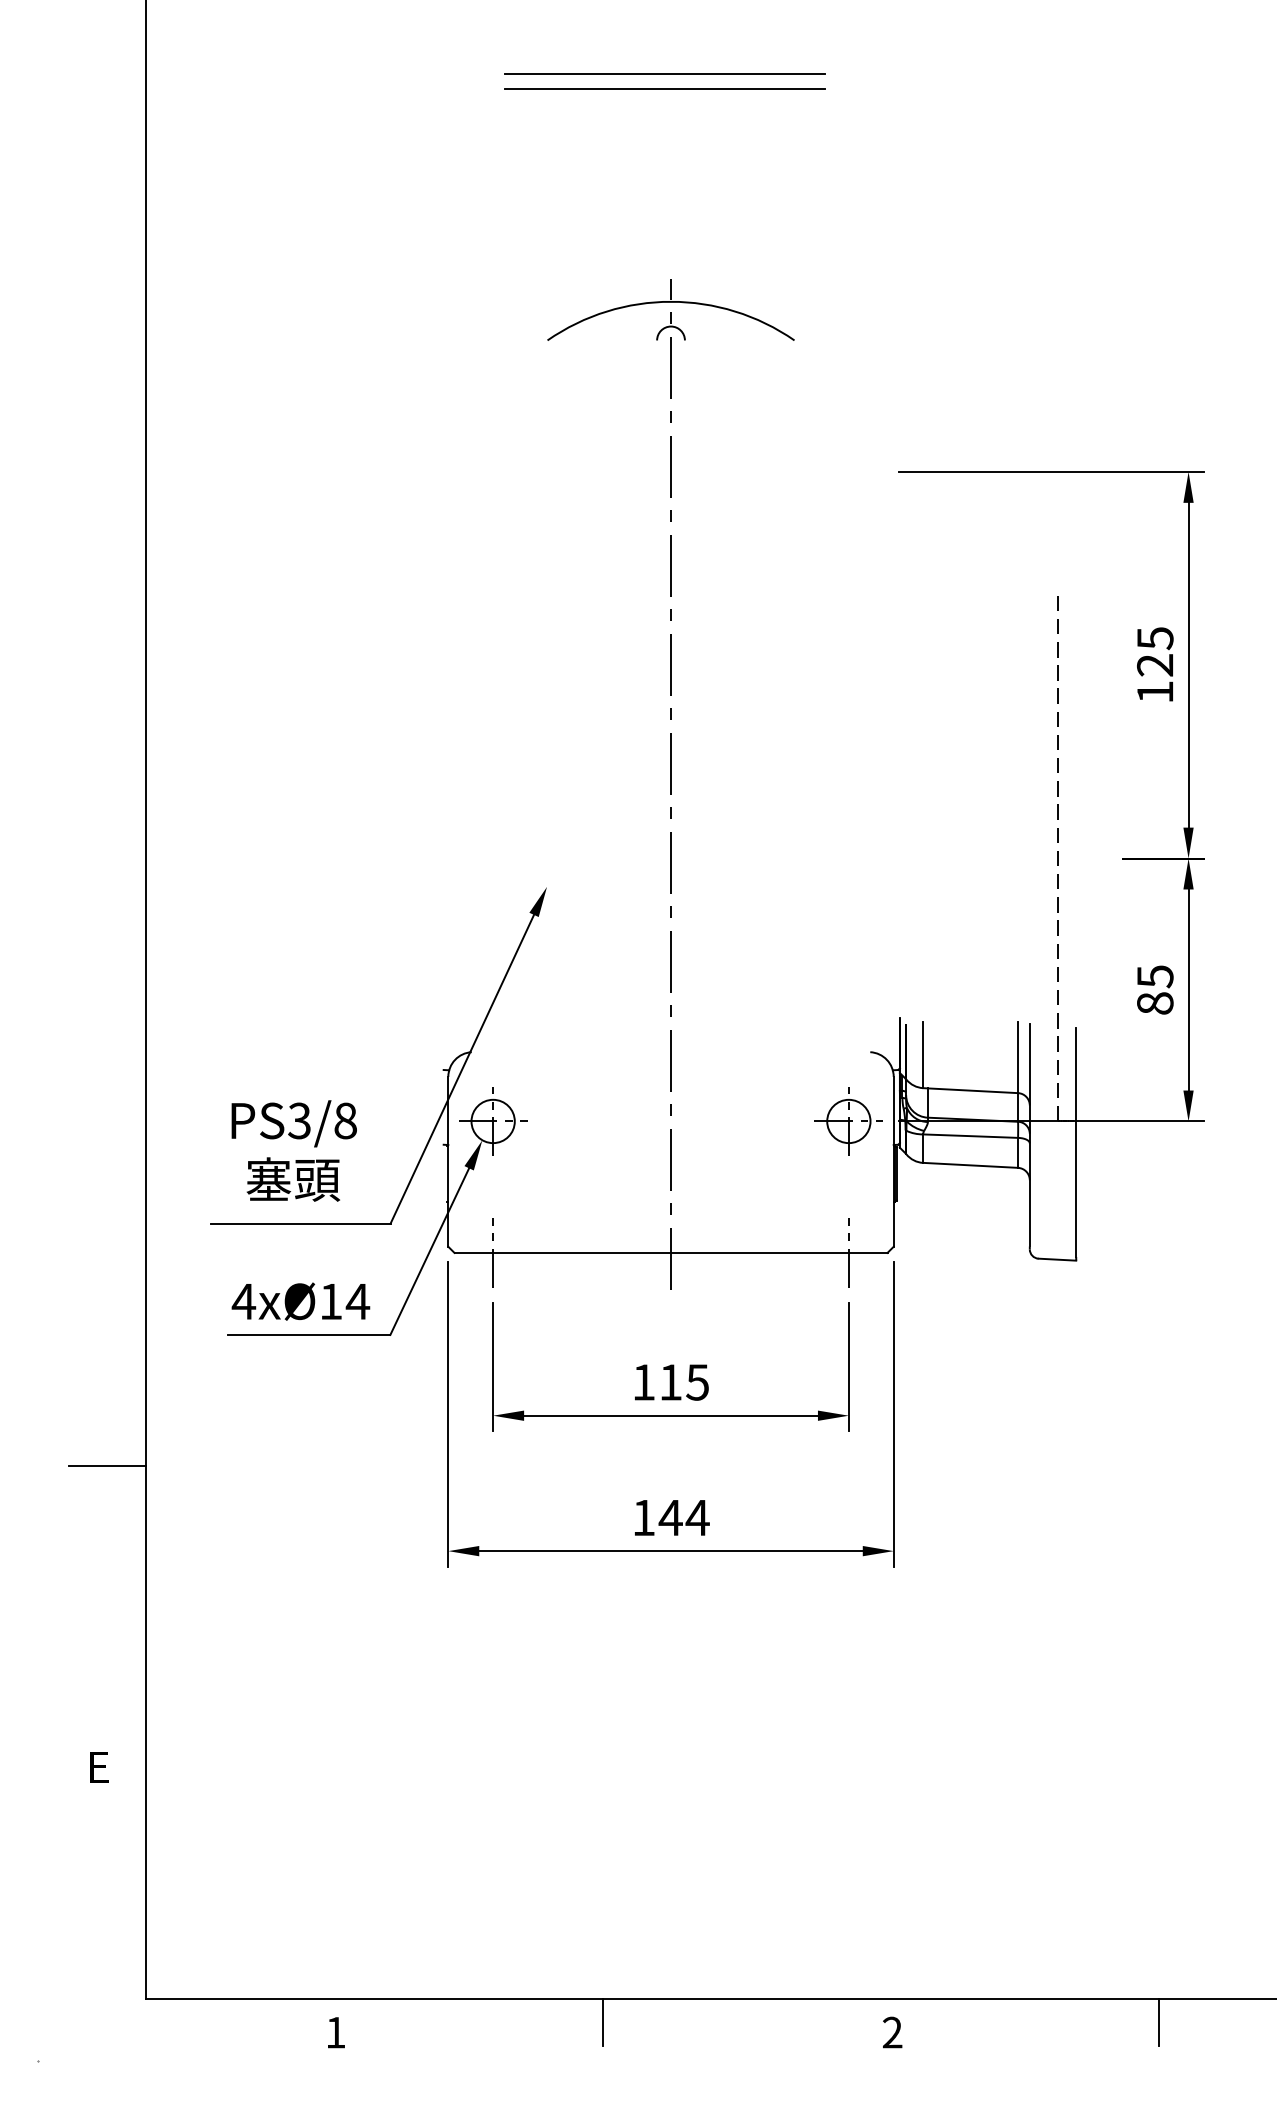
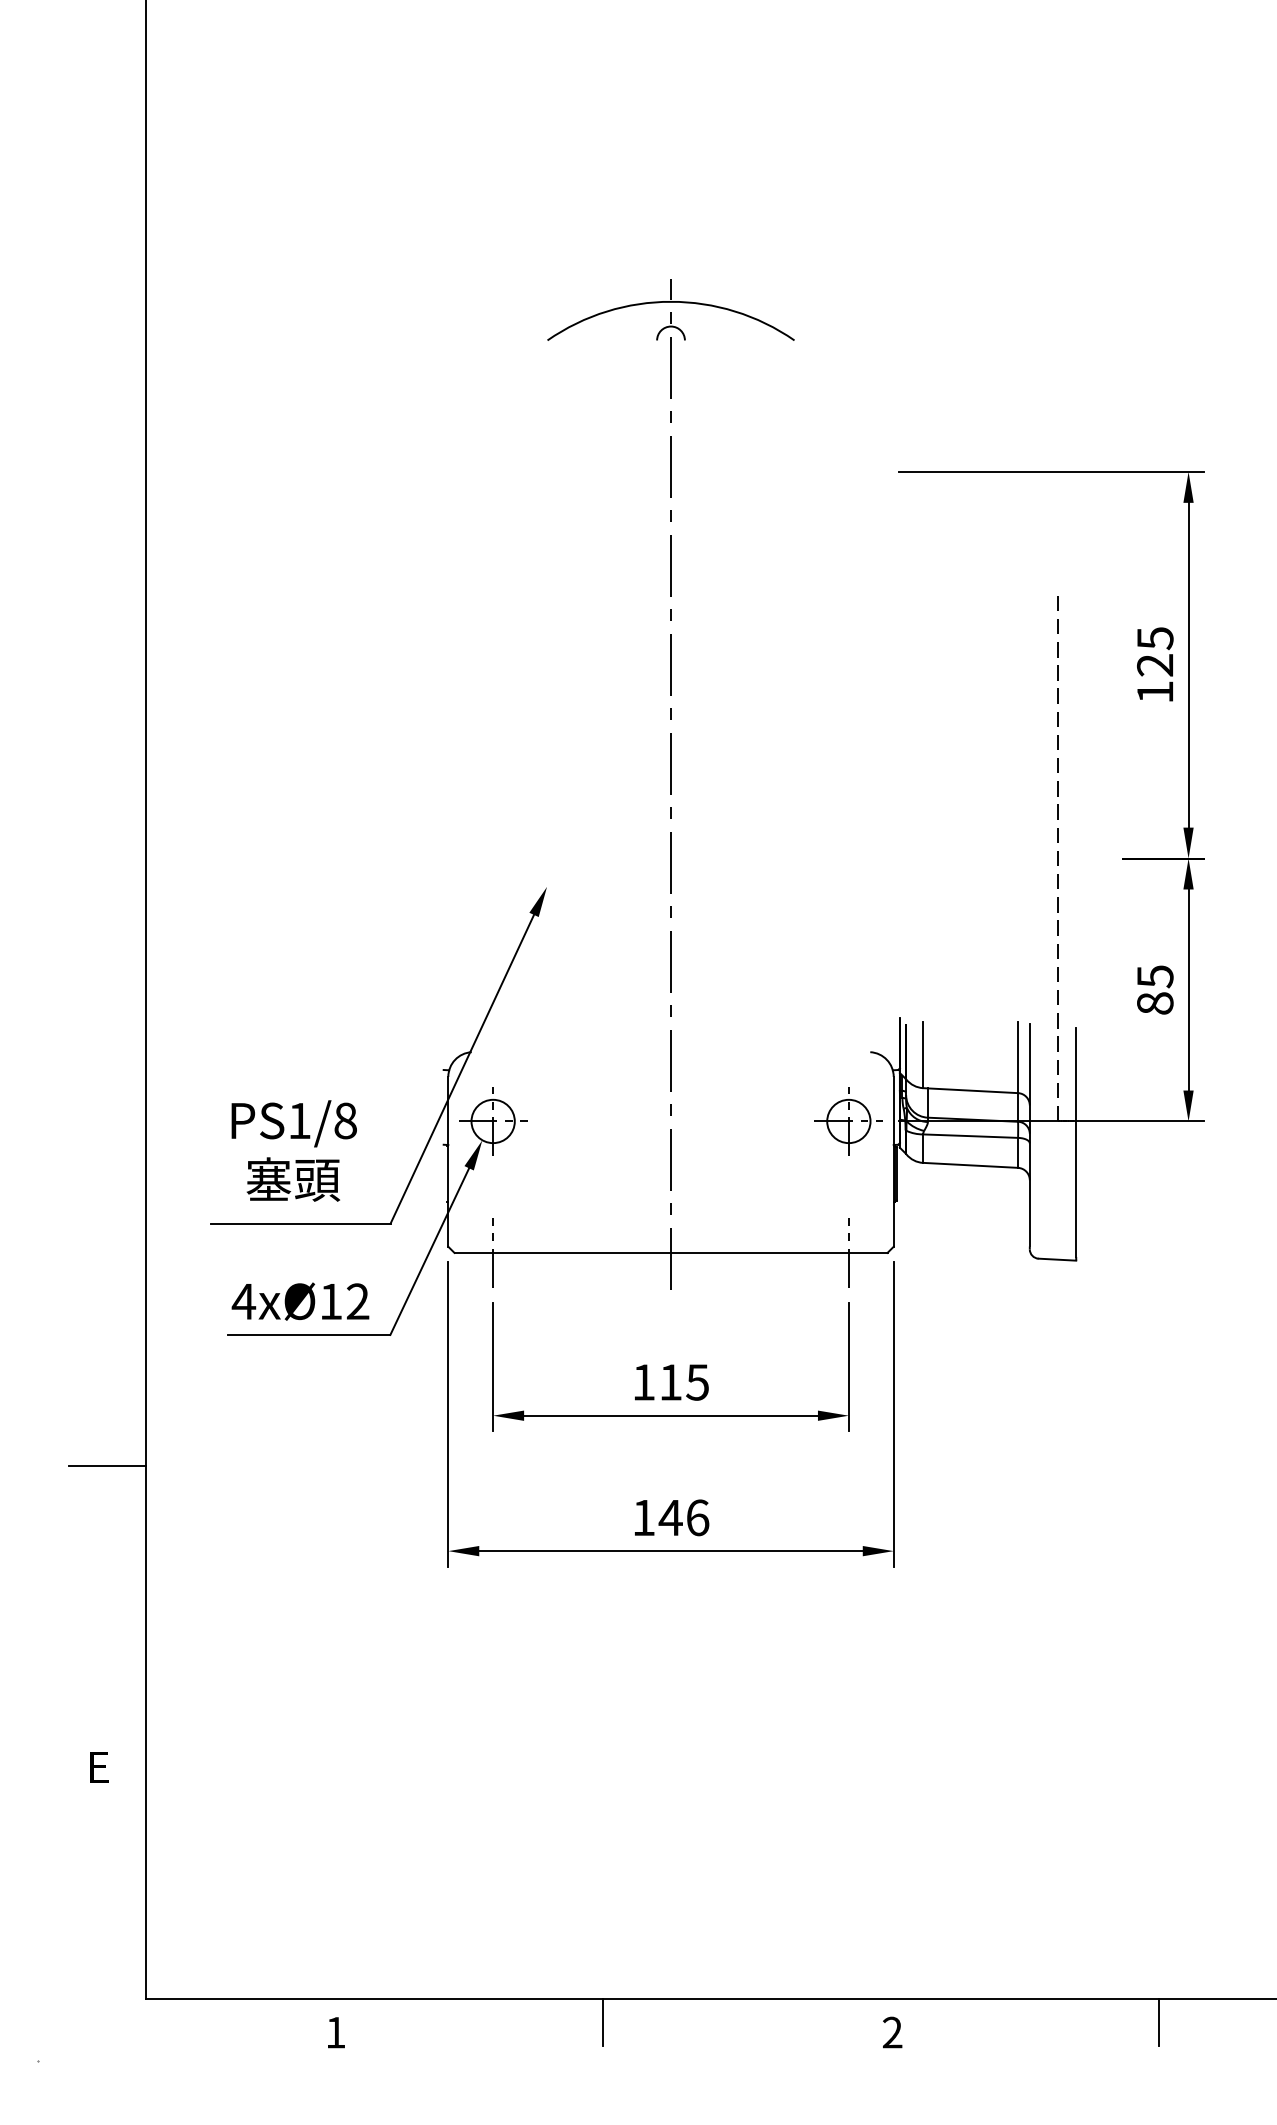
line: present -> none (664, 74)
line: present -> none (664, 89)
text: PS3/8 -> PS1/8 (299, 1120)
text: 4xØ14 -> 4xØ12 (357, 1301)
text: 144 -> 146 (697, 1517)
